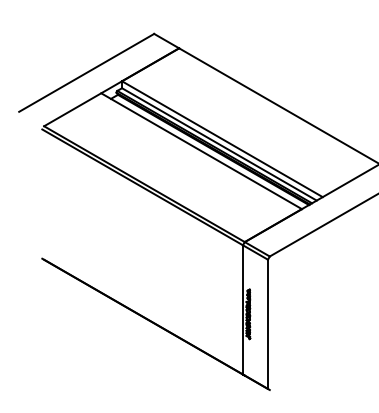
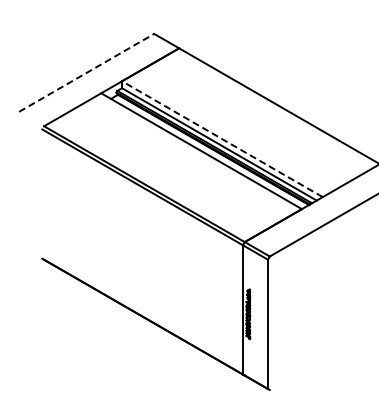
line: solid -> dashed (86, 72)
line: solid -> dashed (222, 139)
